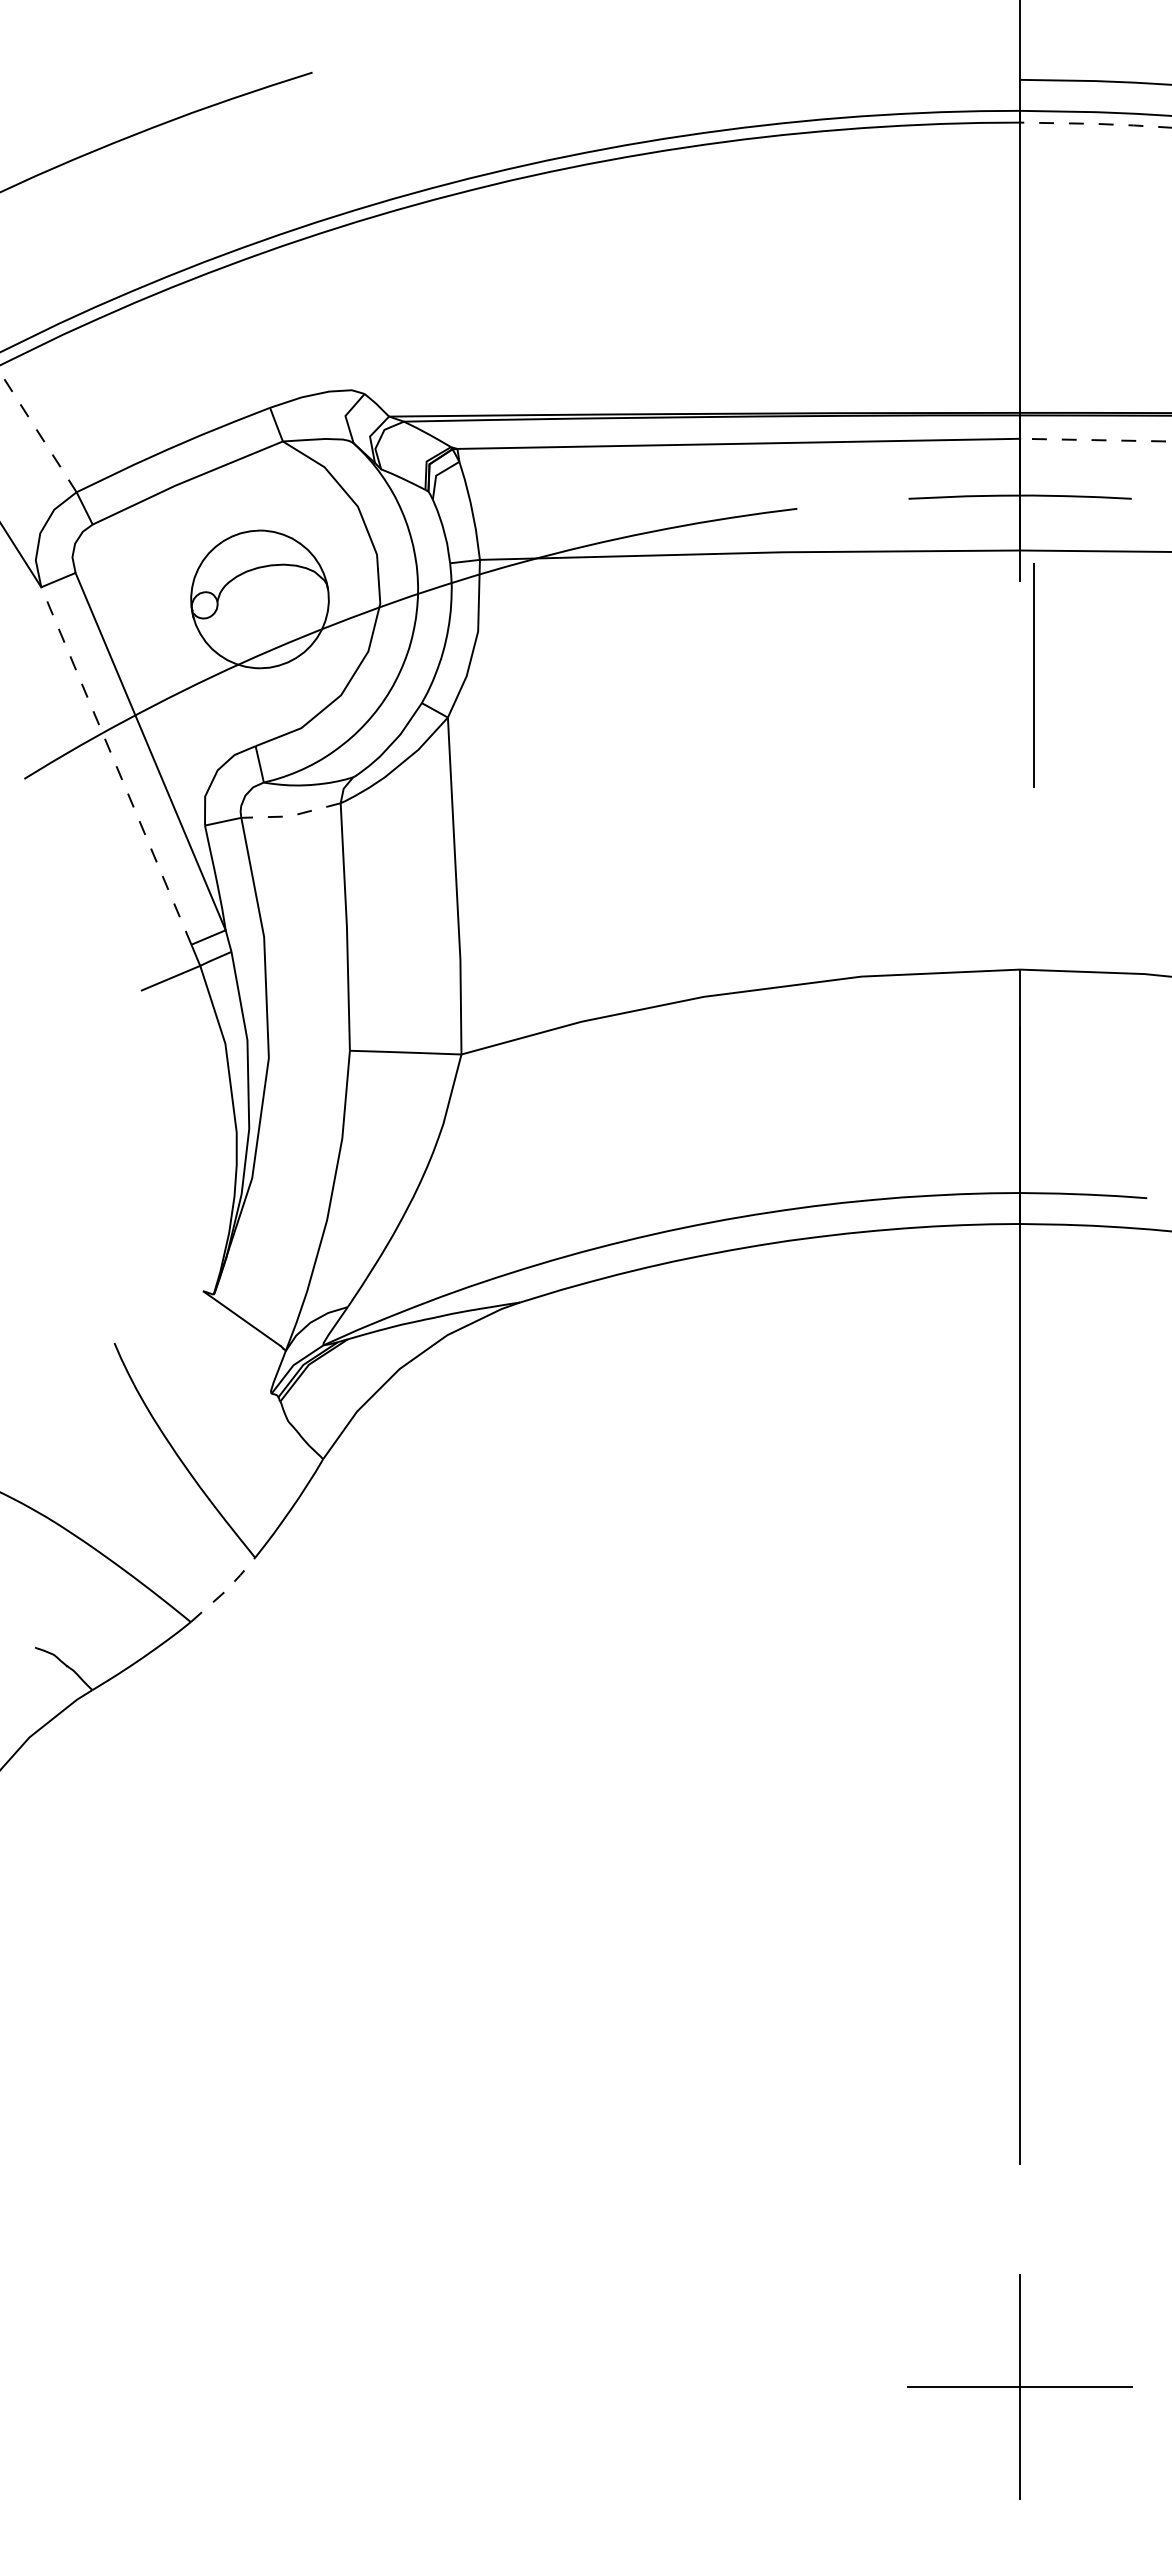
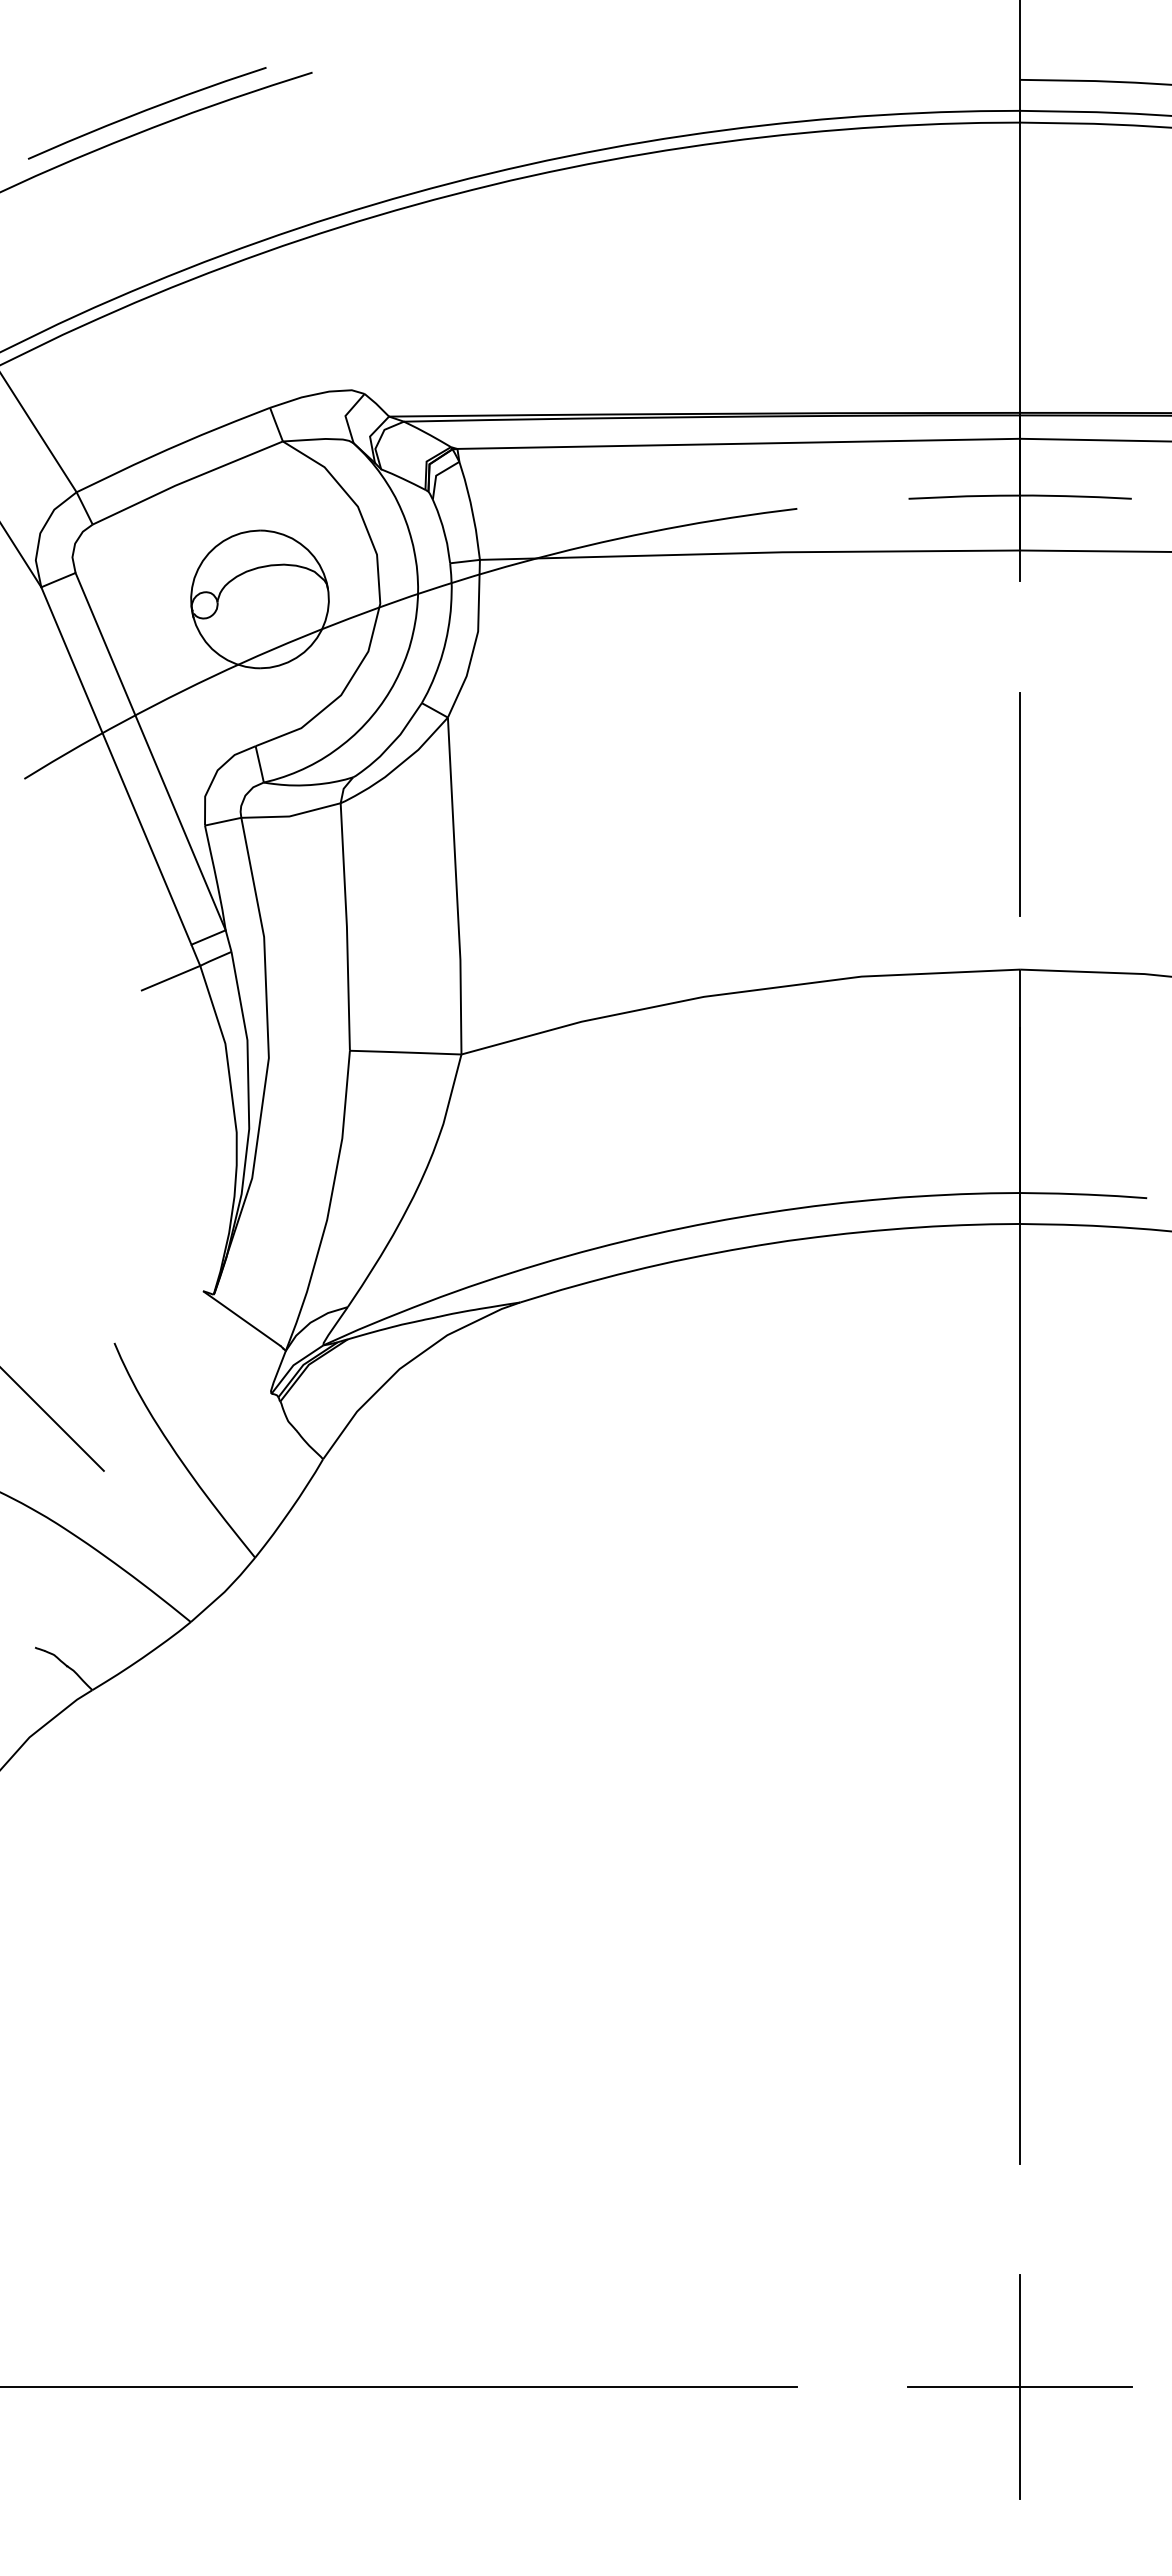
curve: none -> present (146, 111)
line: dashed -> solid (1095, 123)
line: dashed -> solid (38, 432)
line: dashed -> solid (1095, 440)
line position: (1033, 675) -> (1019, 804) (1019, 804)
line: dashed -> solid (116, 766)
line: dashed -> solid (290, 816)
line: none -> present (52, 1419)
line: dashed -> solid (225, 1591)
line: none -> present (399, 2387)
